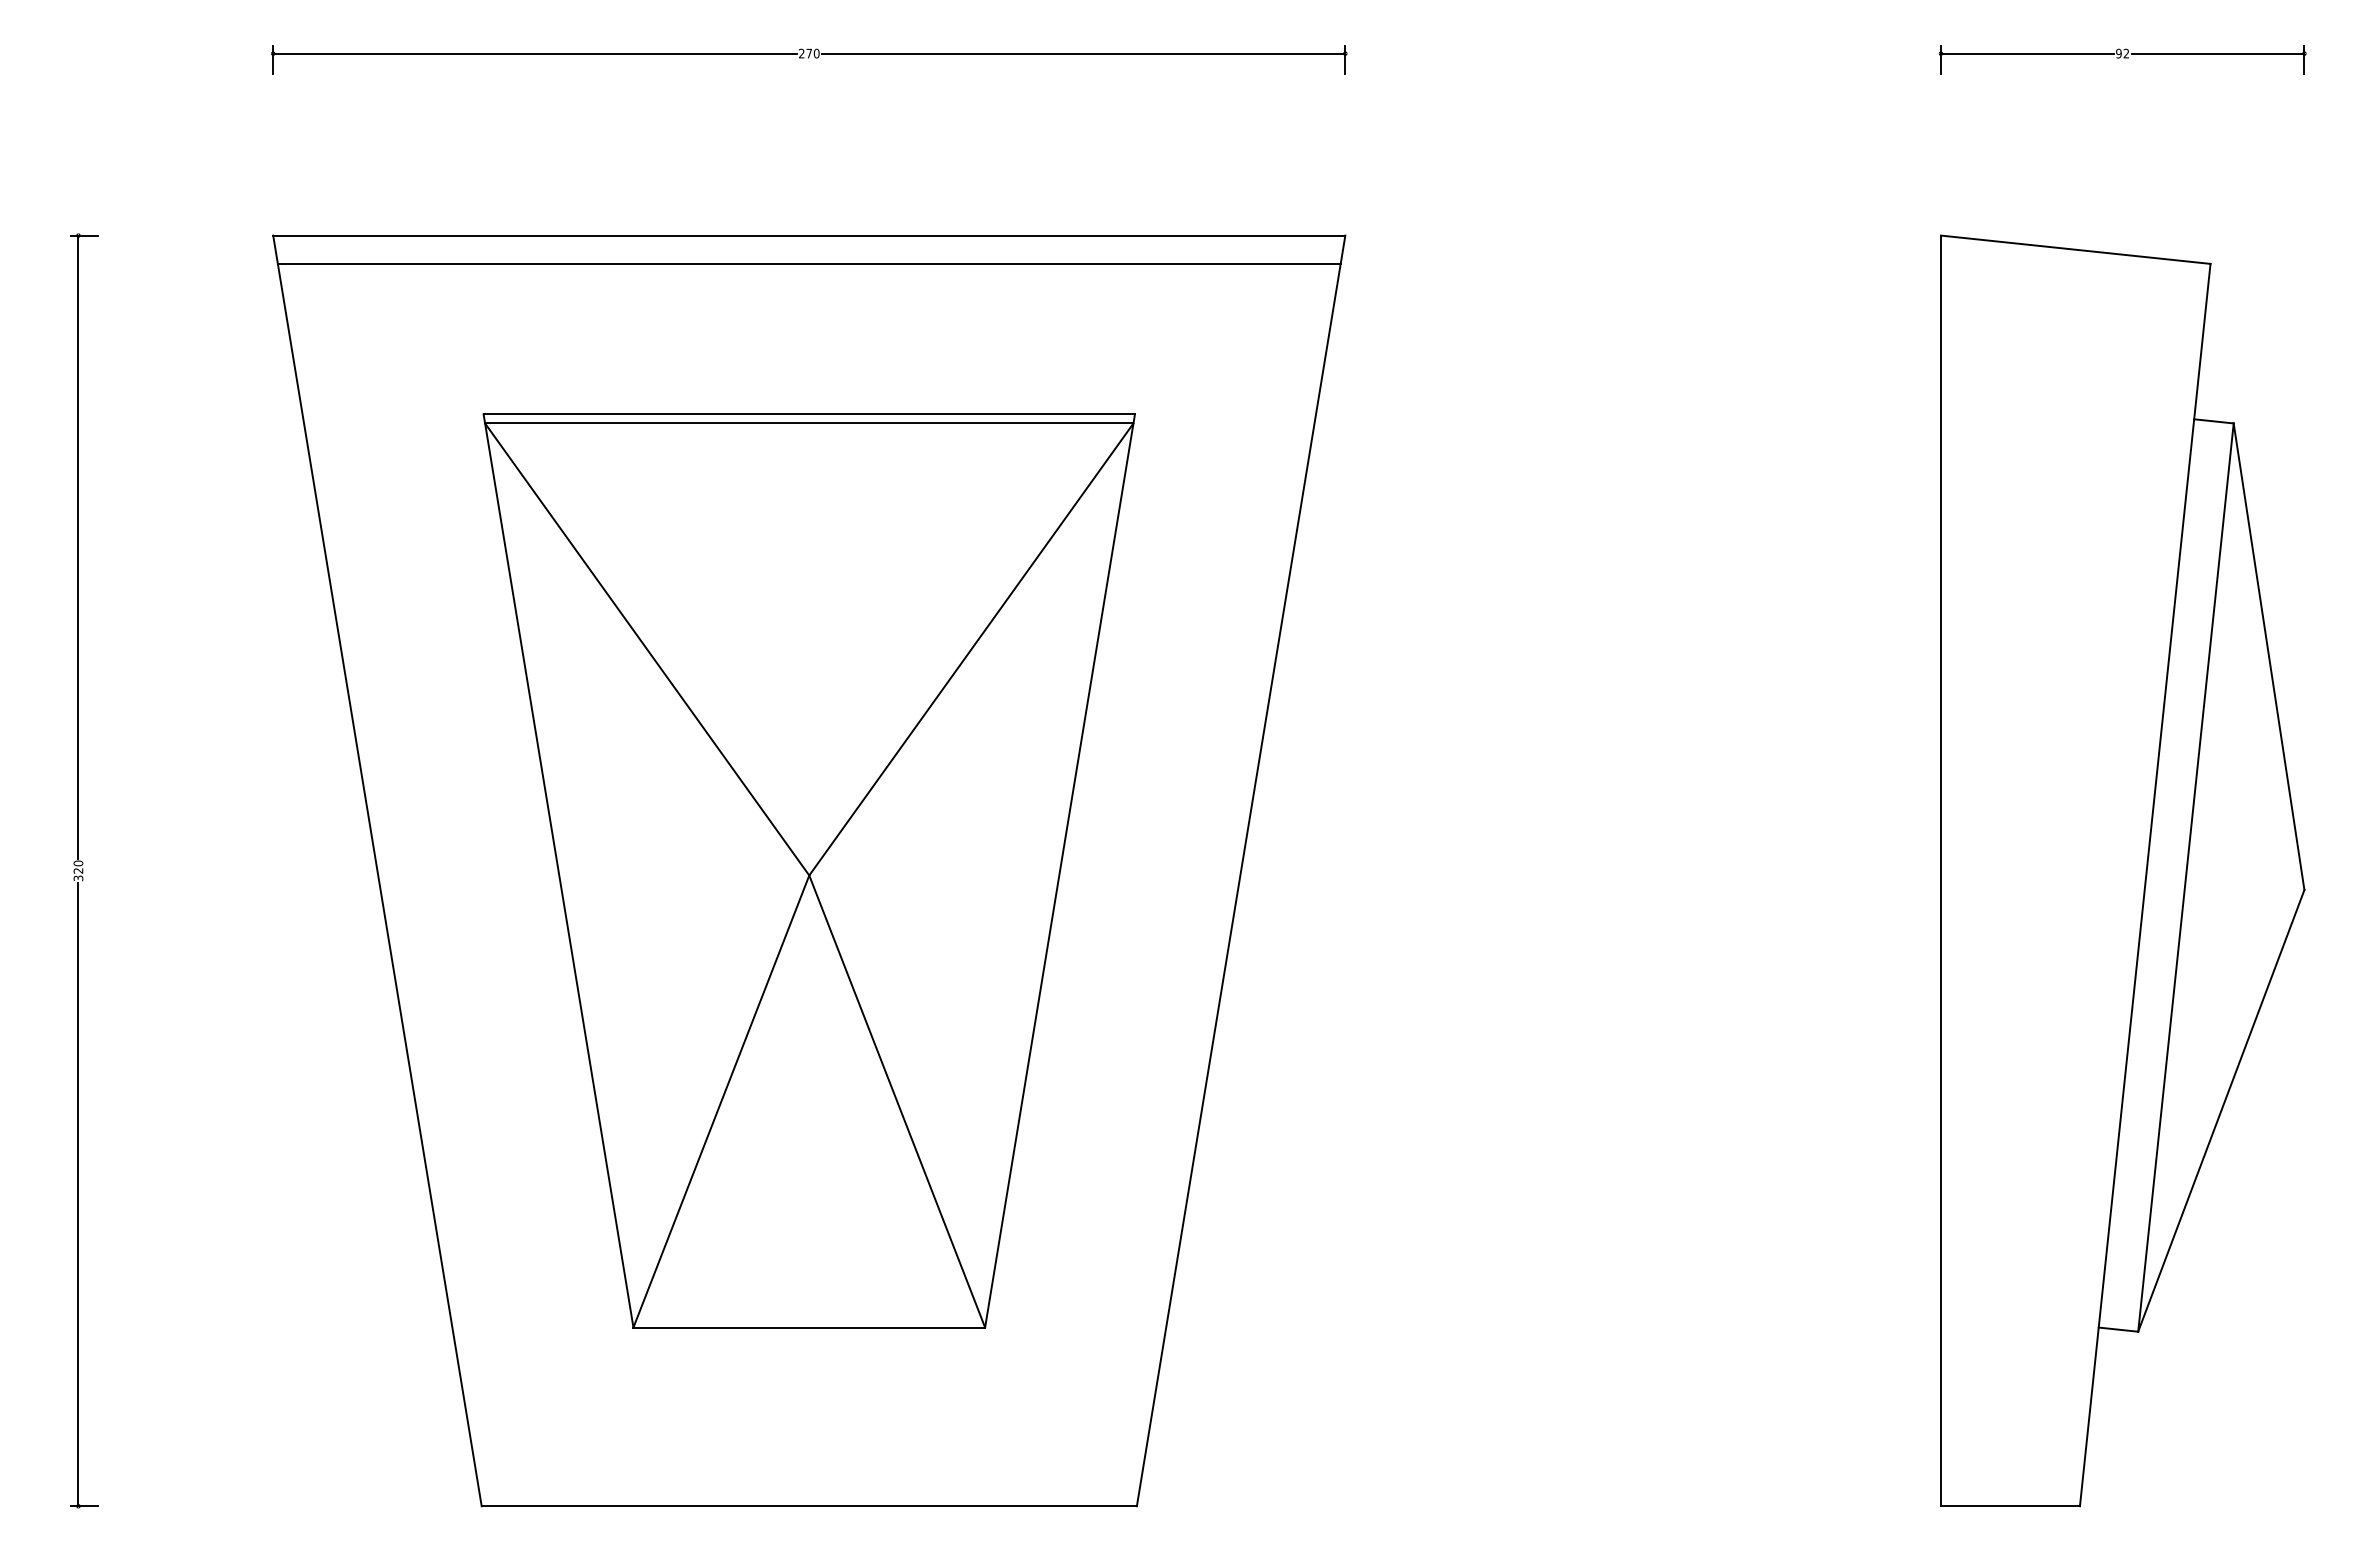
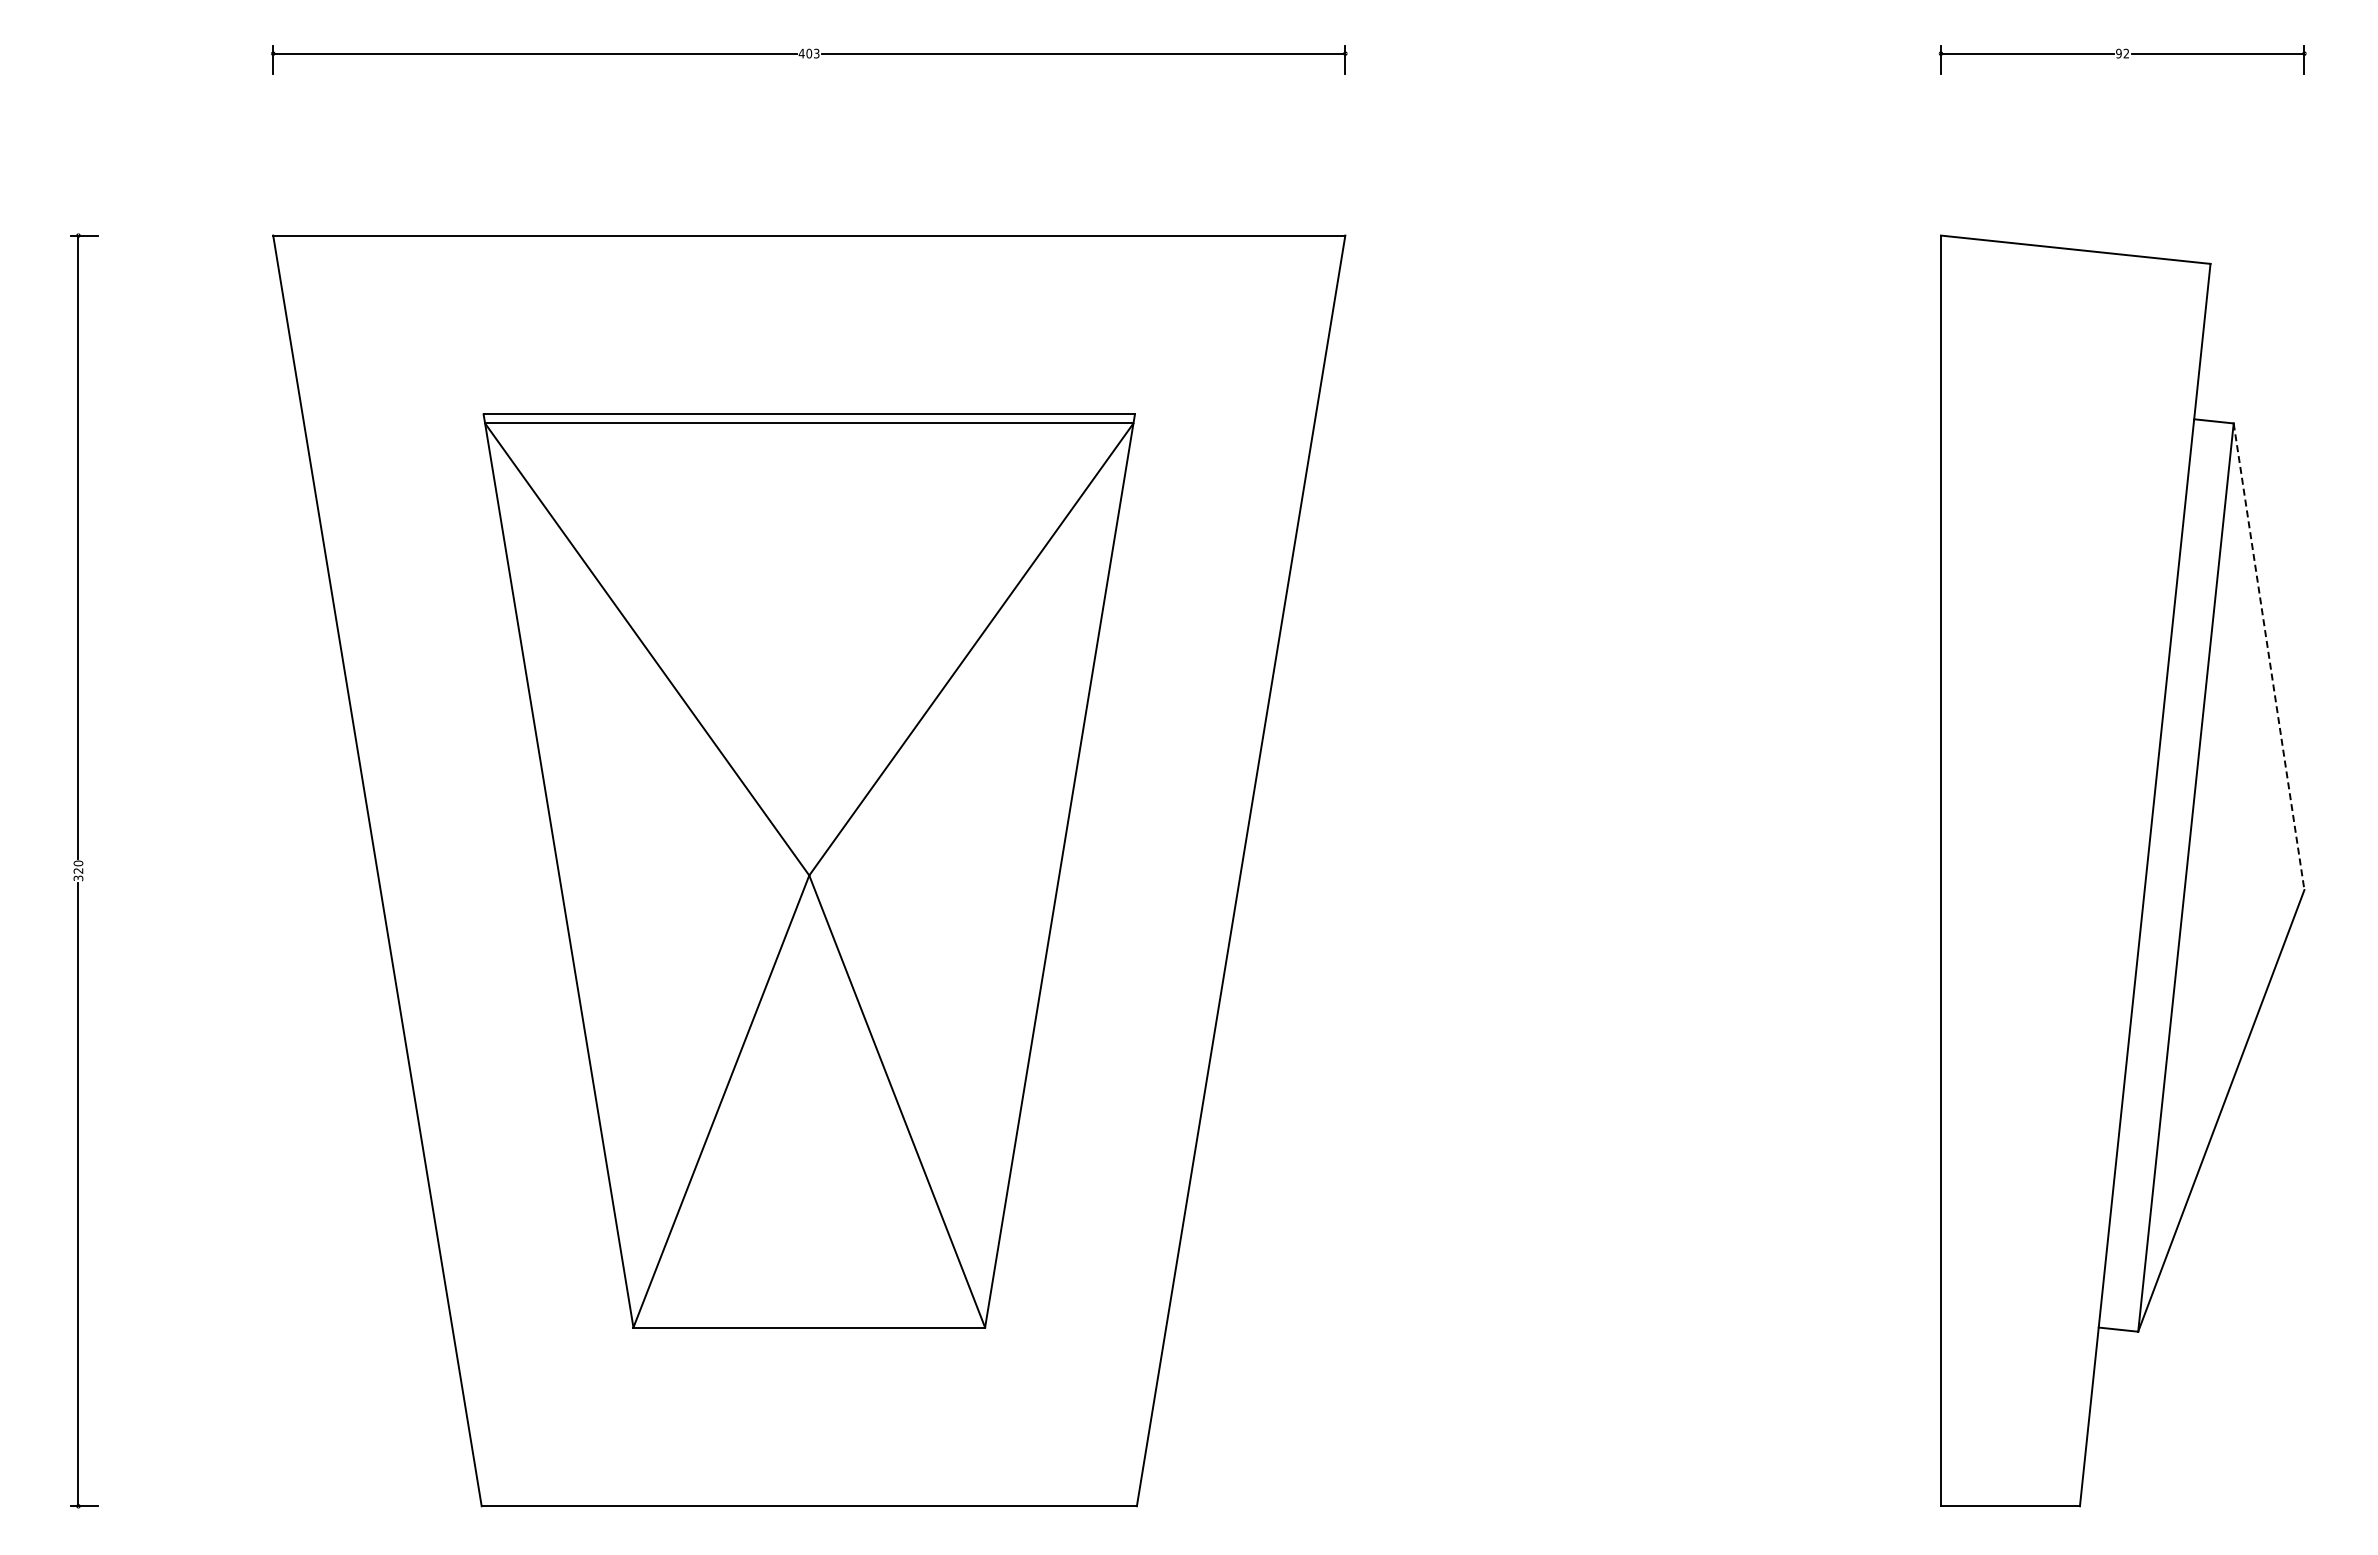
text: 270 -> 403 (808, 53)
line: present -> none (808, 263)
line: solid -> dashed (2269, 656)
